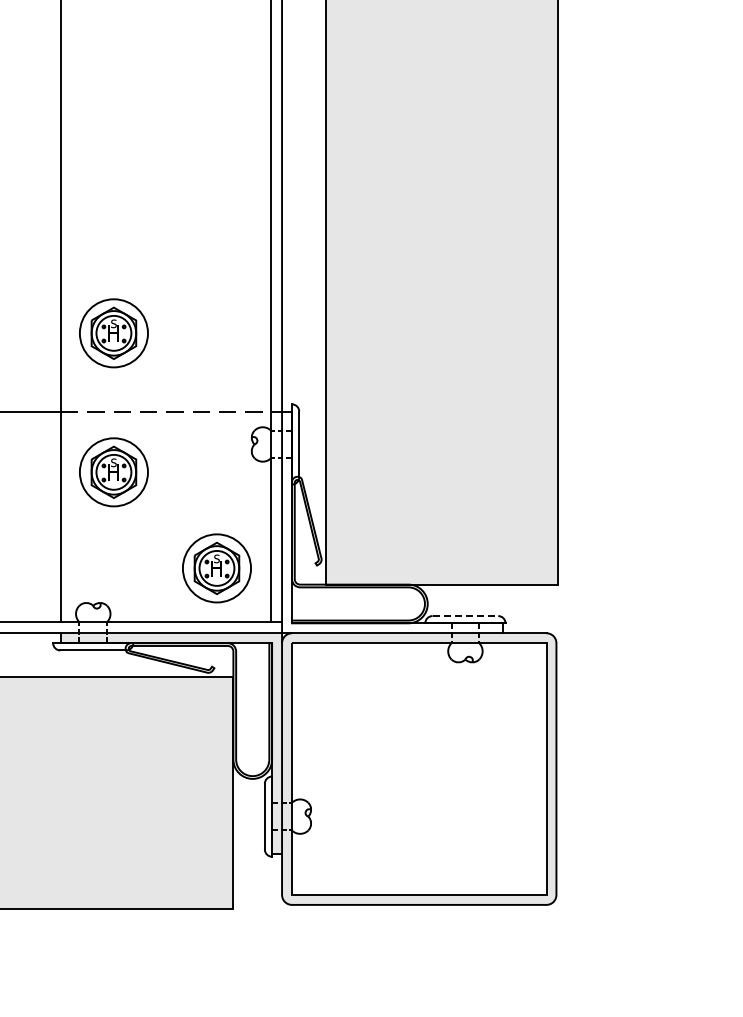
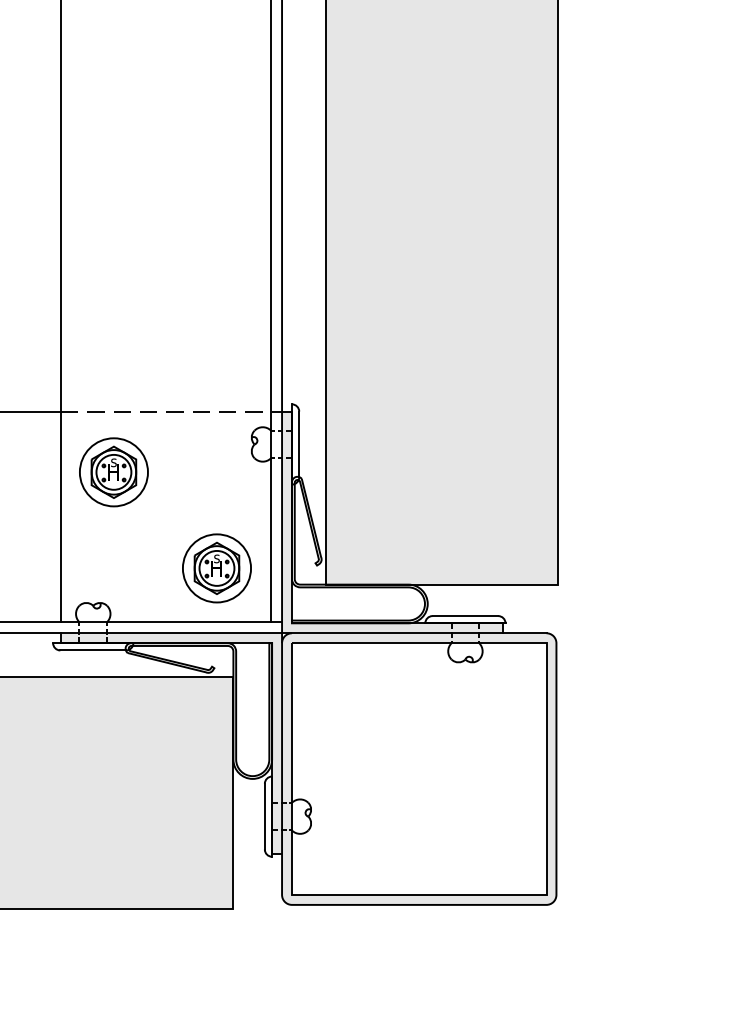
part: present -> none (113, 333)
fill: none -> present (392, 522)
line: dashed -> solid (465, 616)
